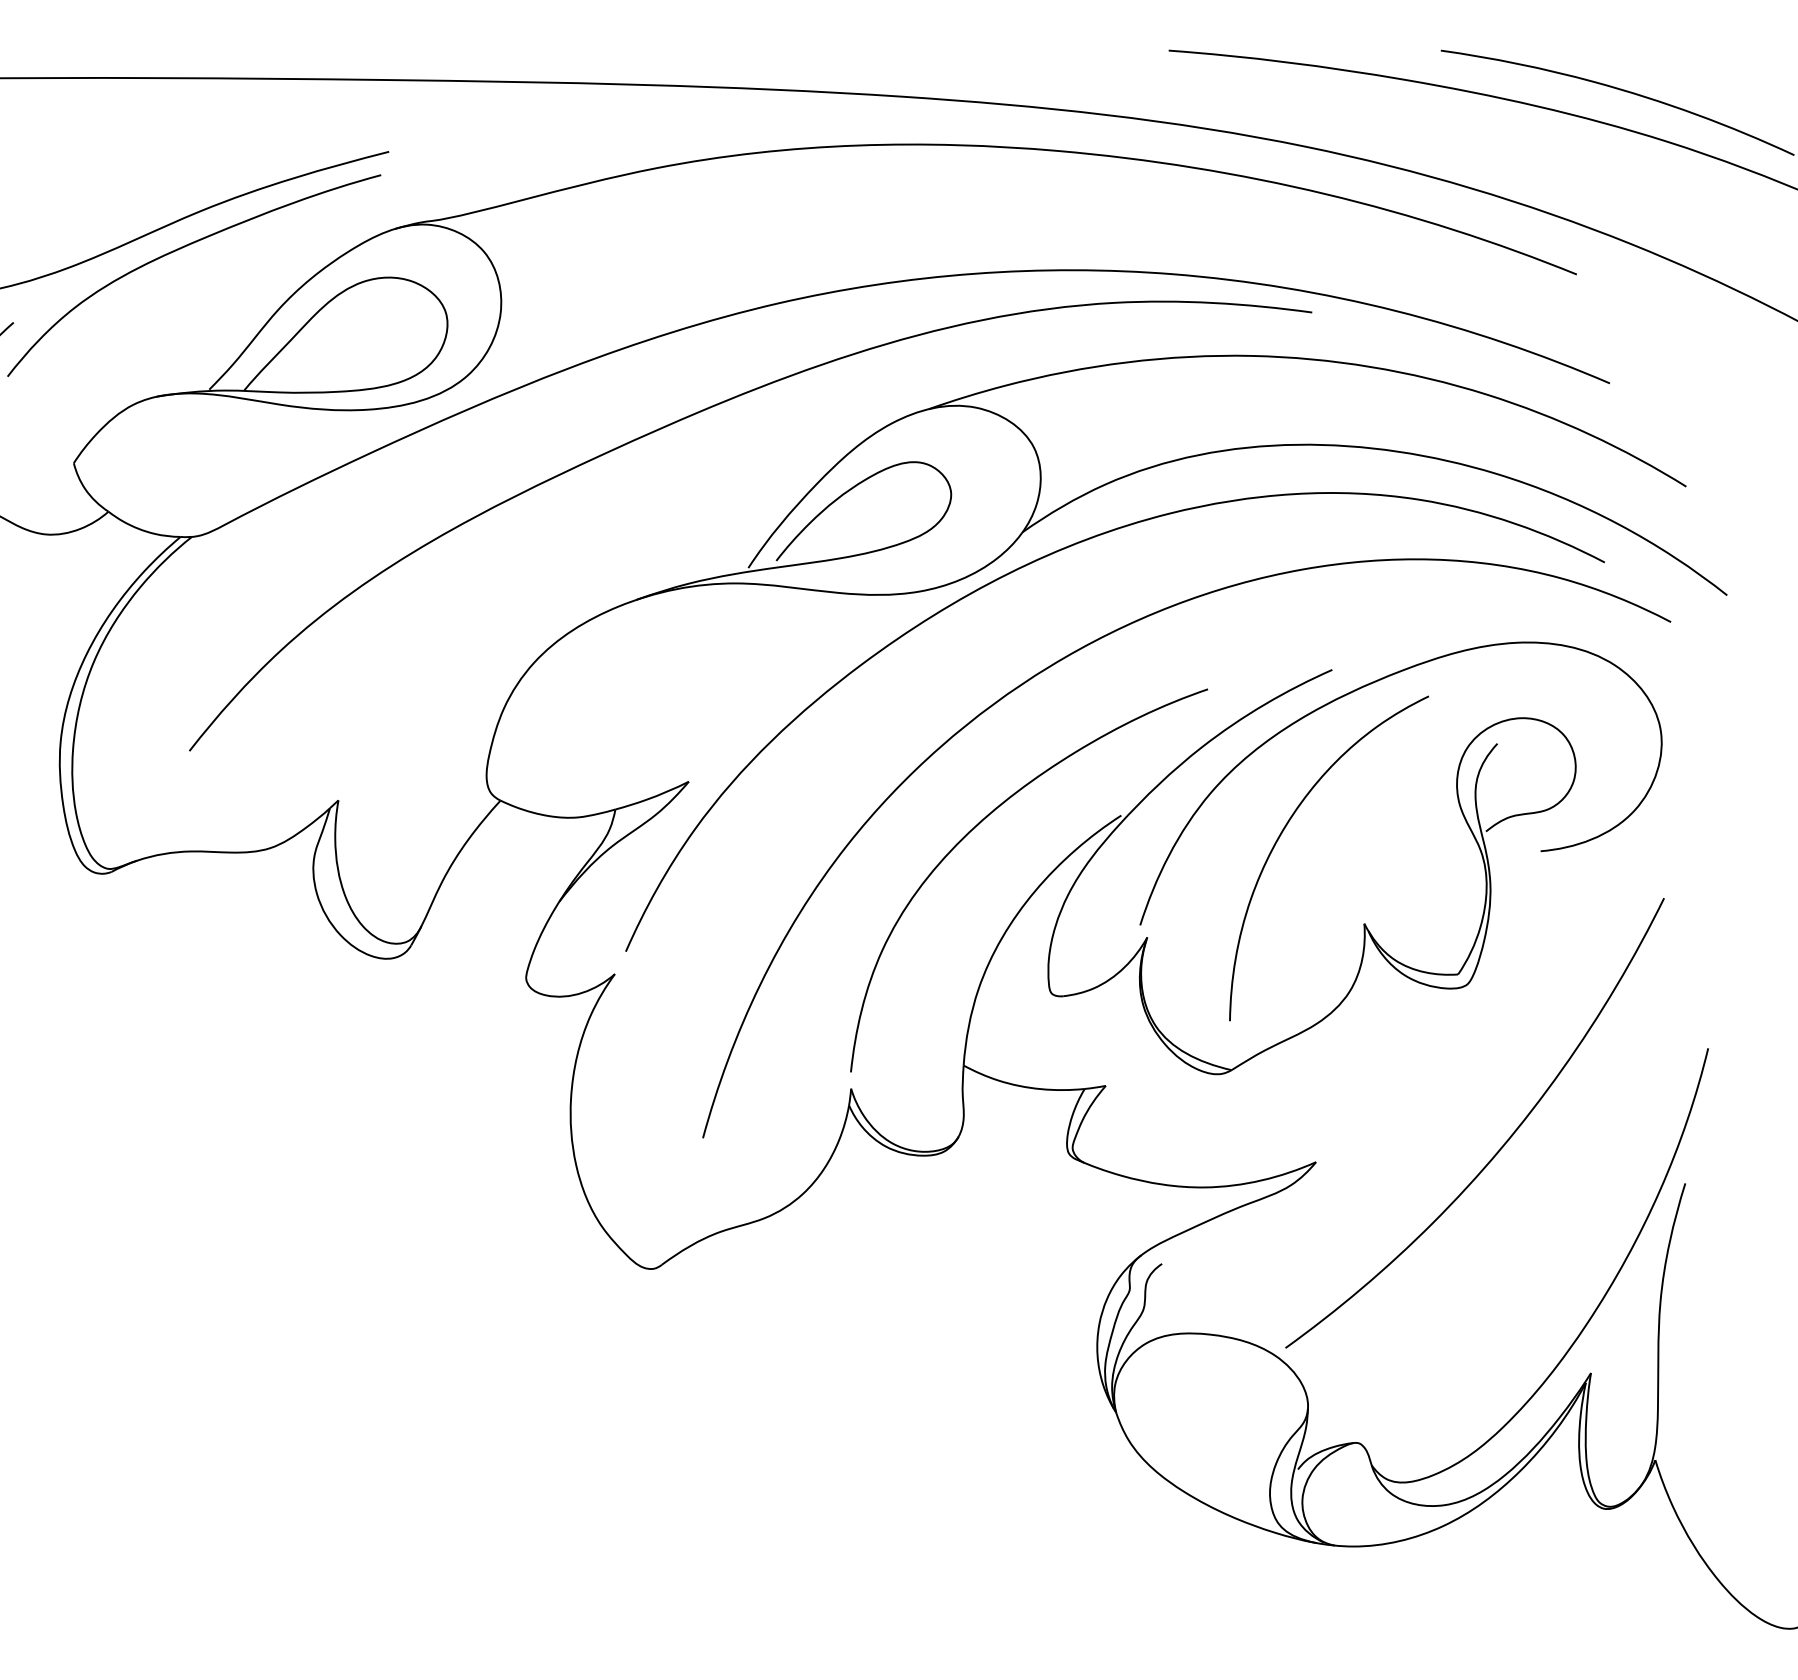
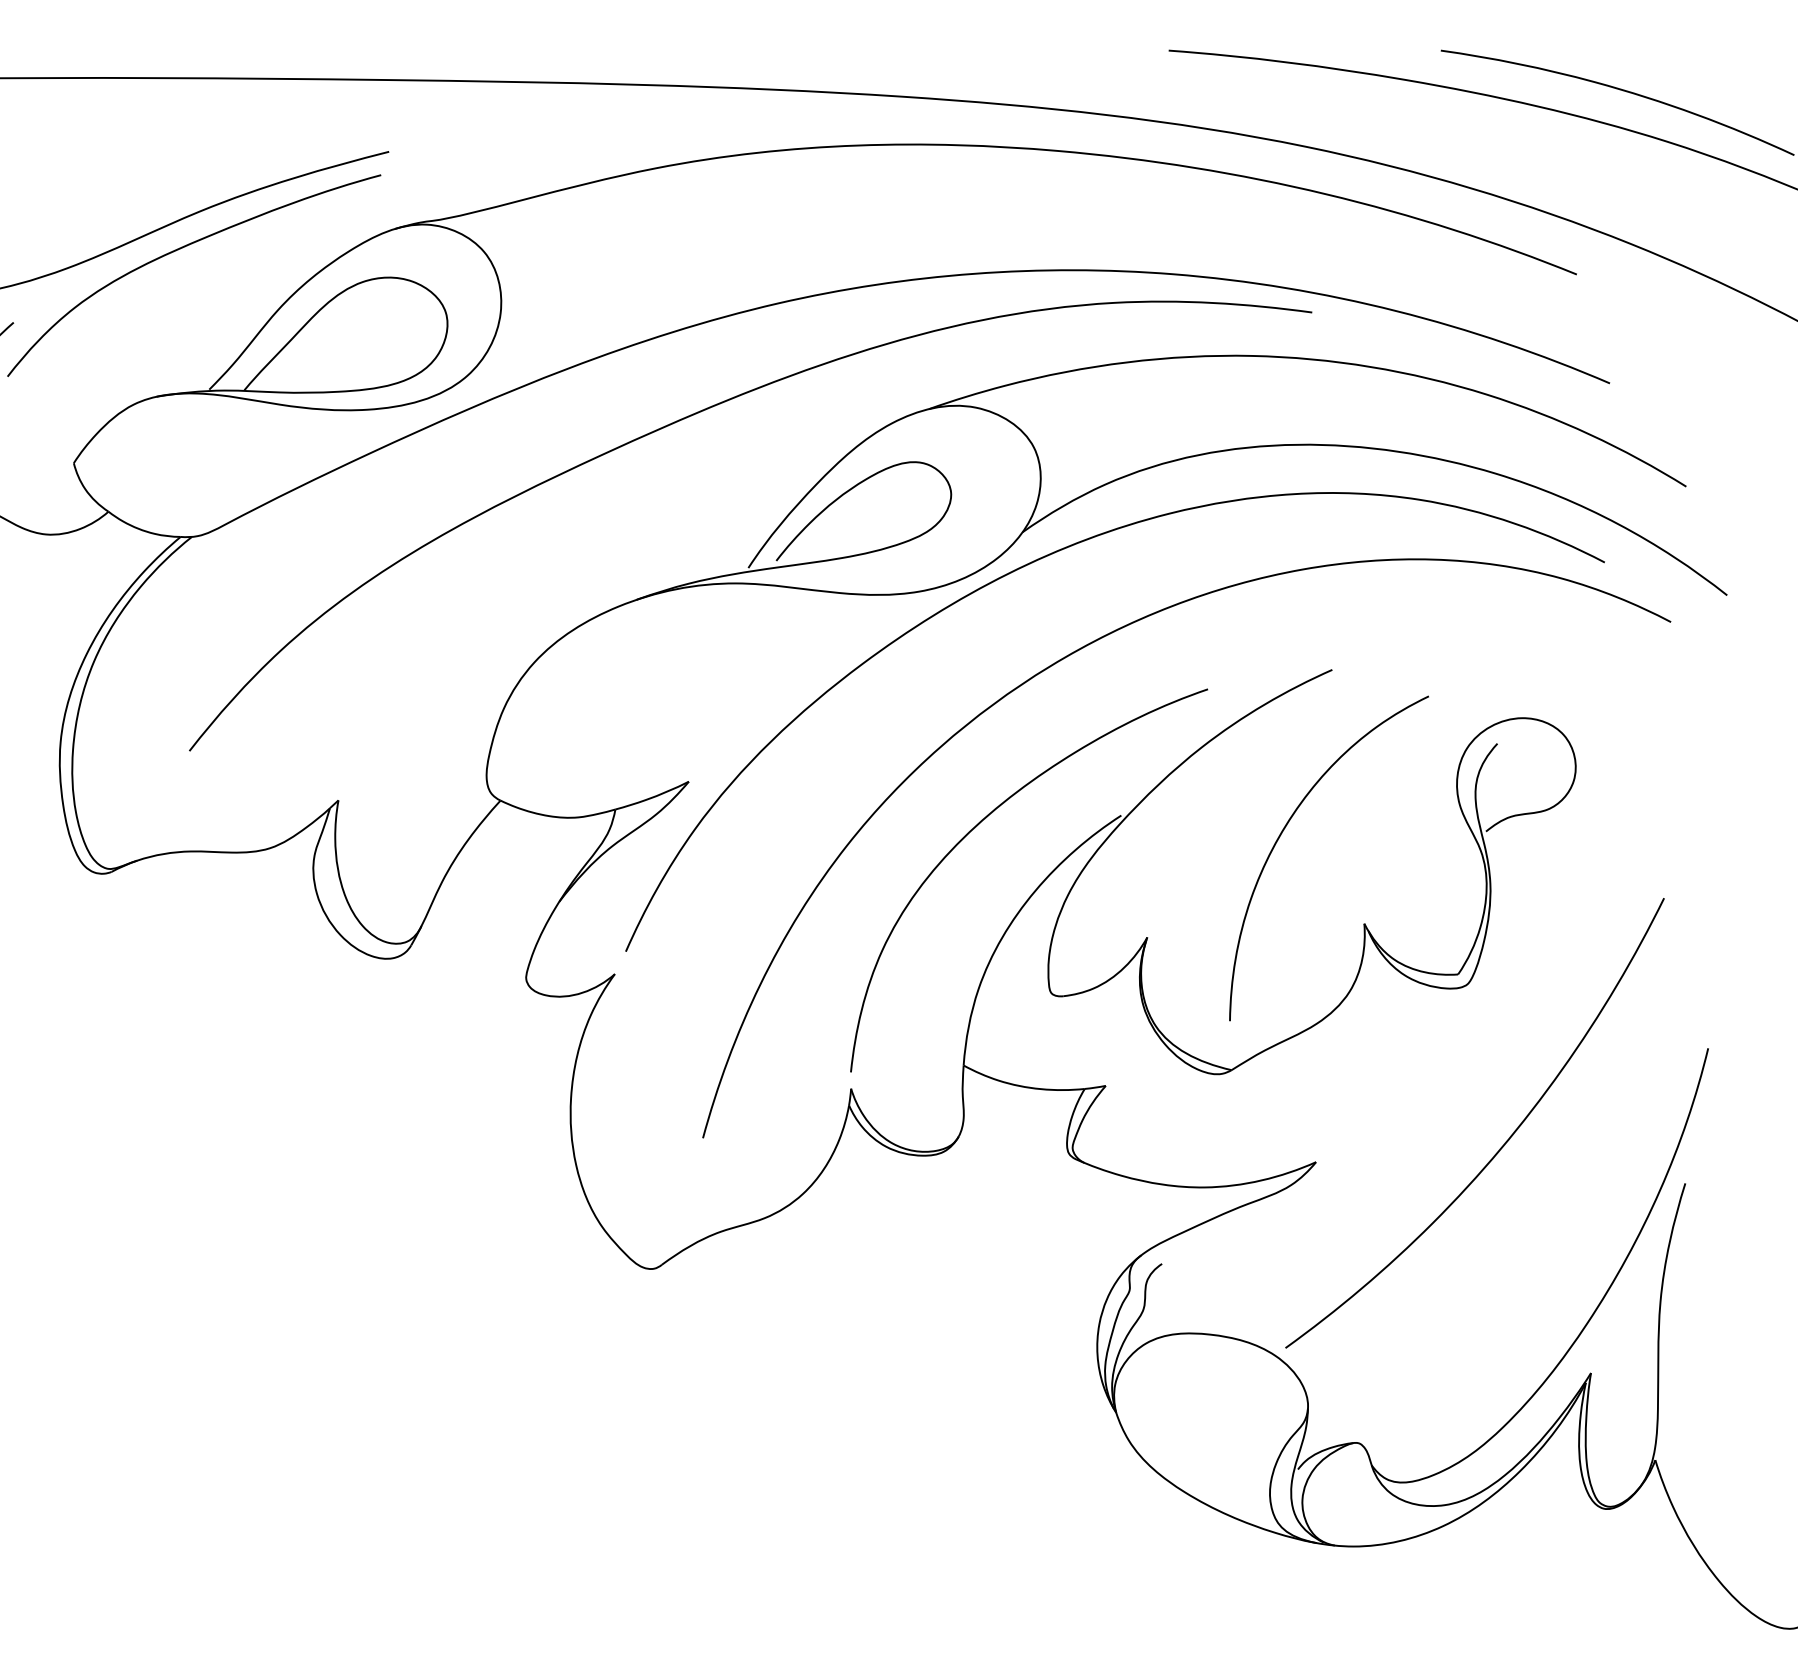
curve: present -> none (1355, 691)
